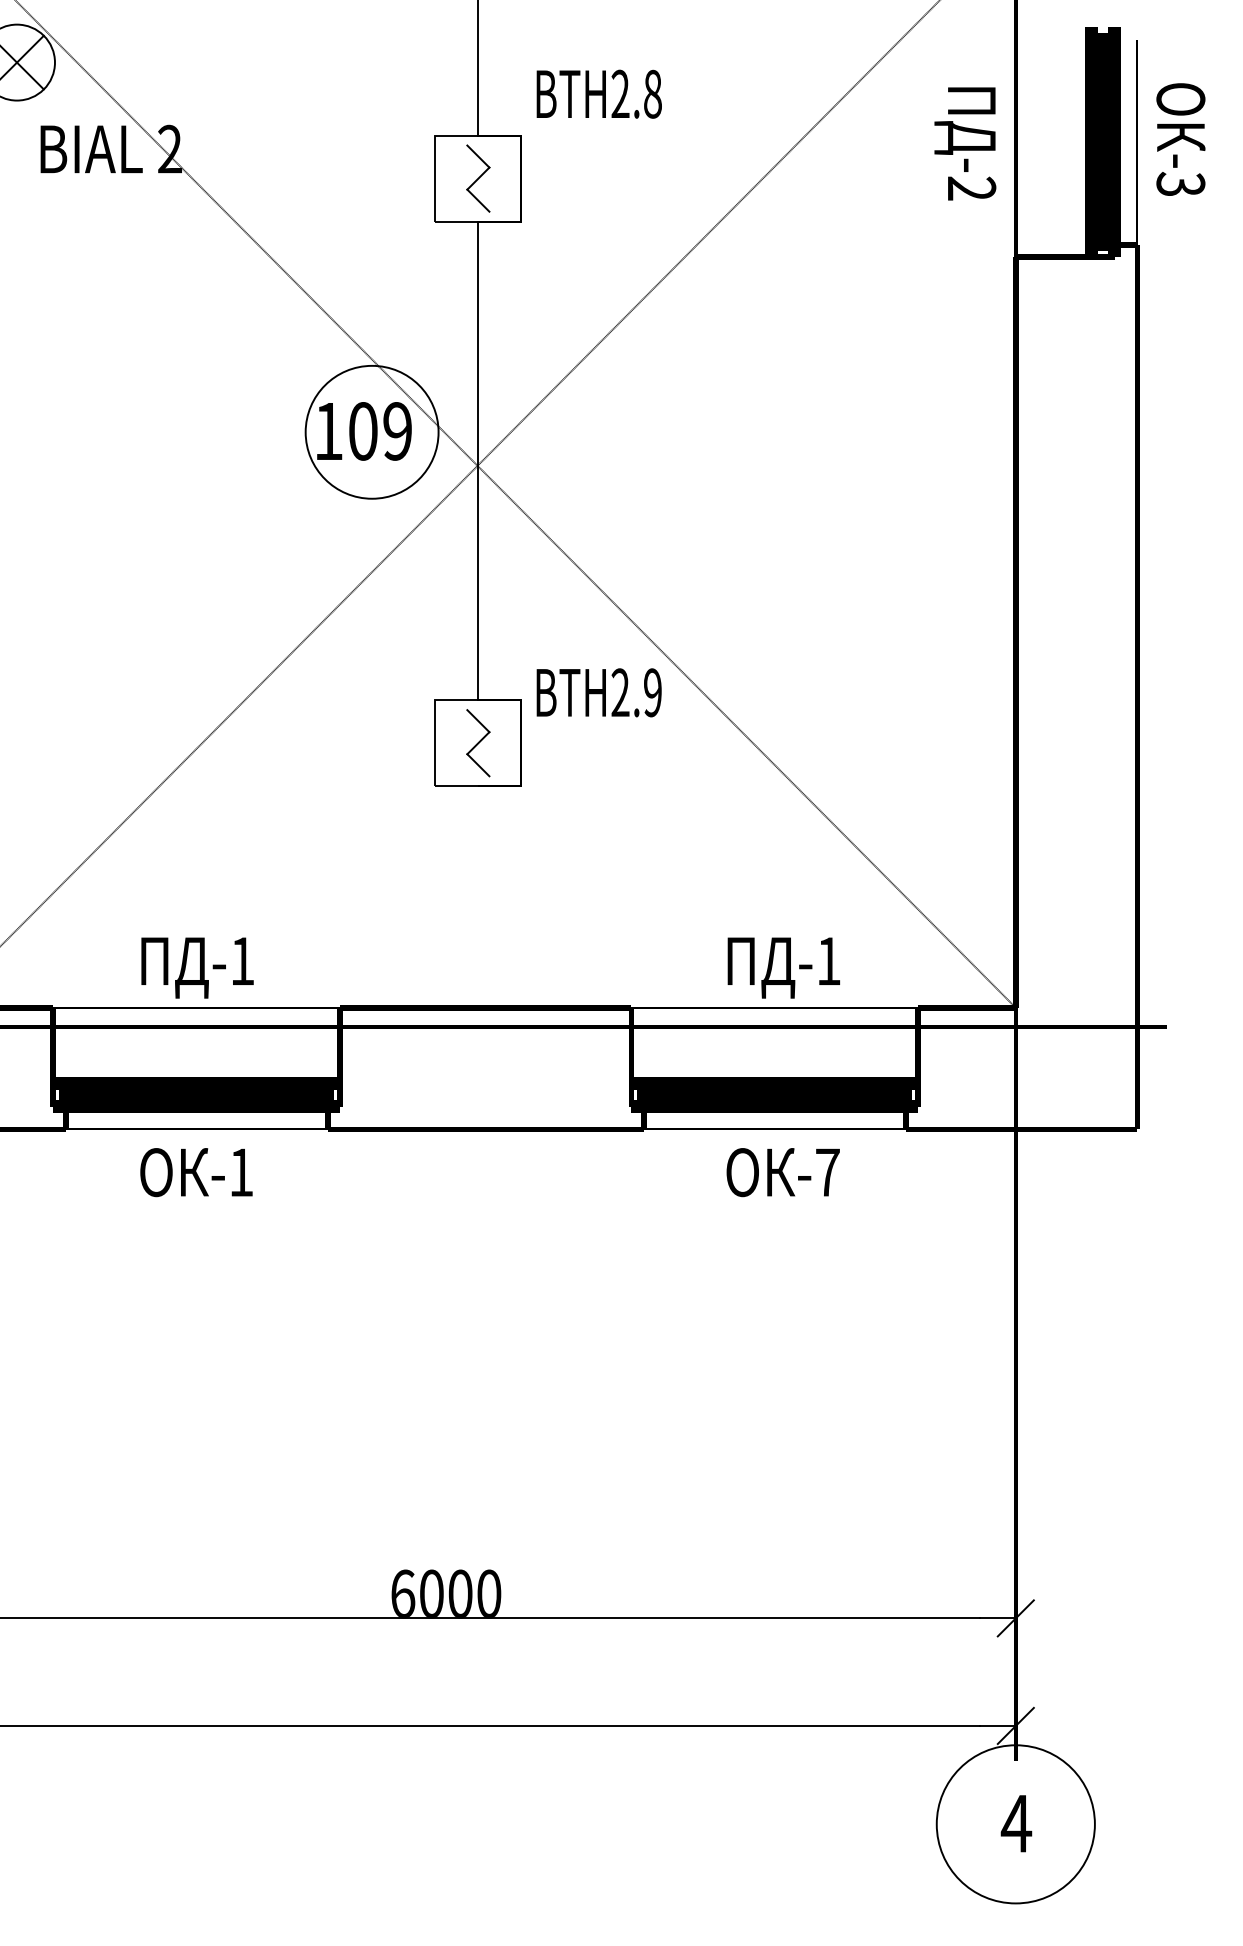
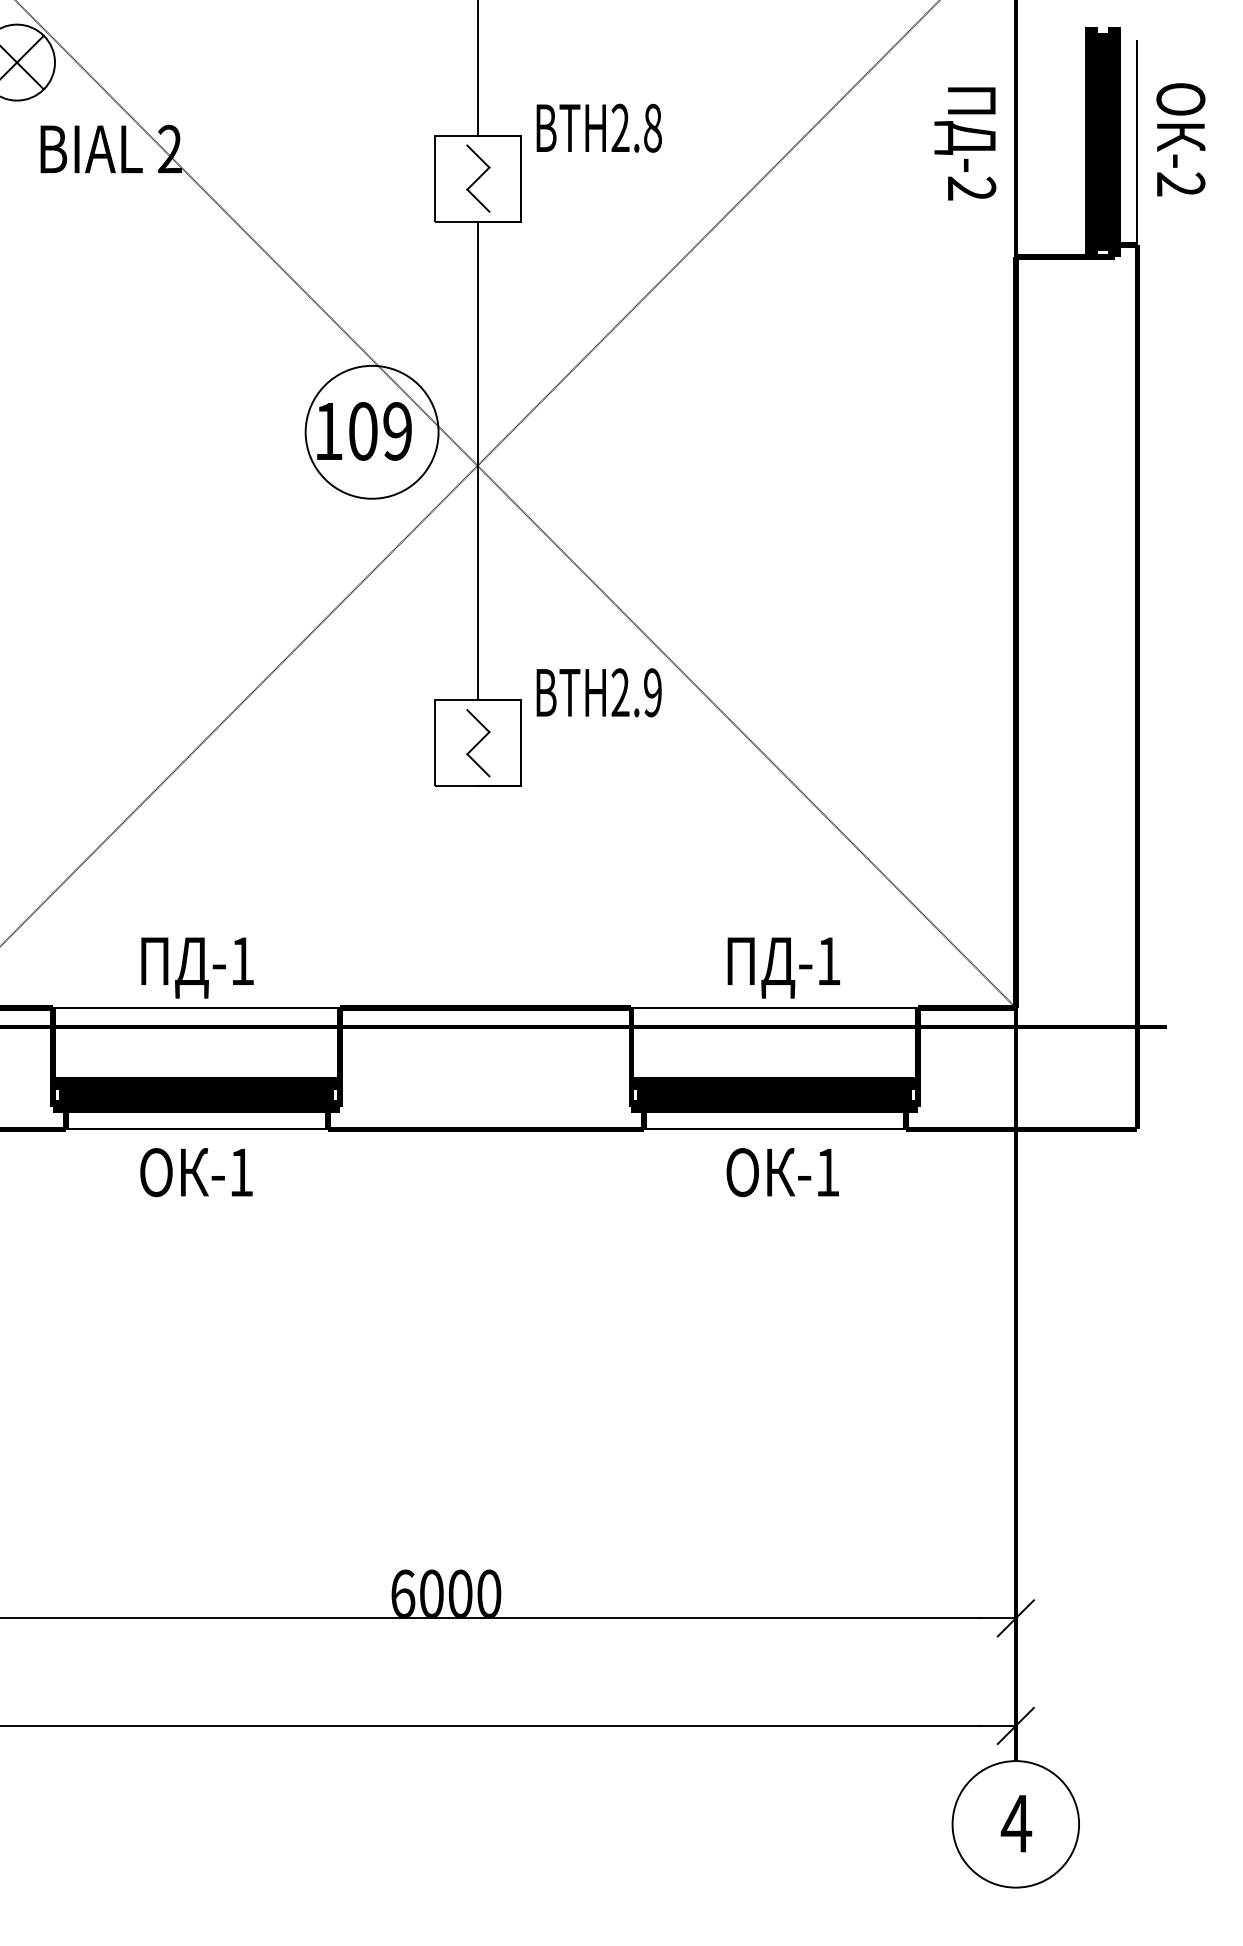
text position: (598, 93) -> (598, 127) (598, 127)
text: -3 -> -2 (1180, 184)
text: -7 -> -1 (827, 1172)
circle diameter: 158 px -> 127 px (1015, 1824)
